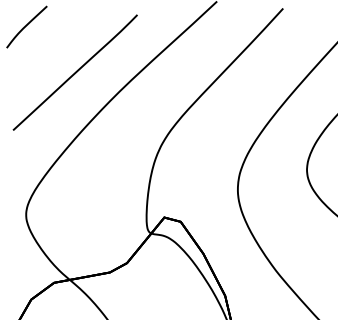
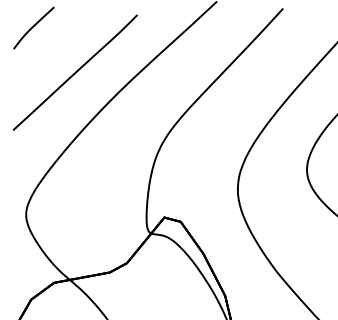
curve position: (26, 26) -> (33, 27) (33, 27)
